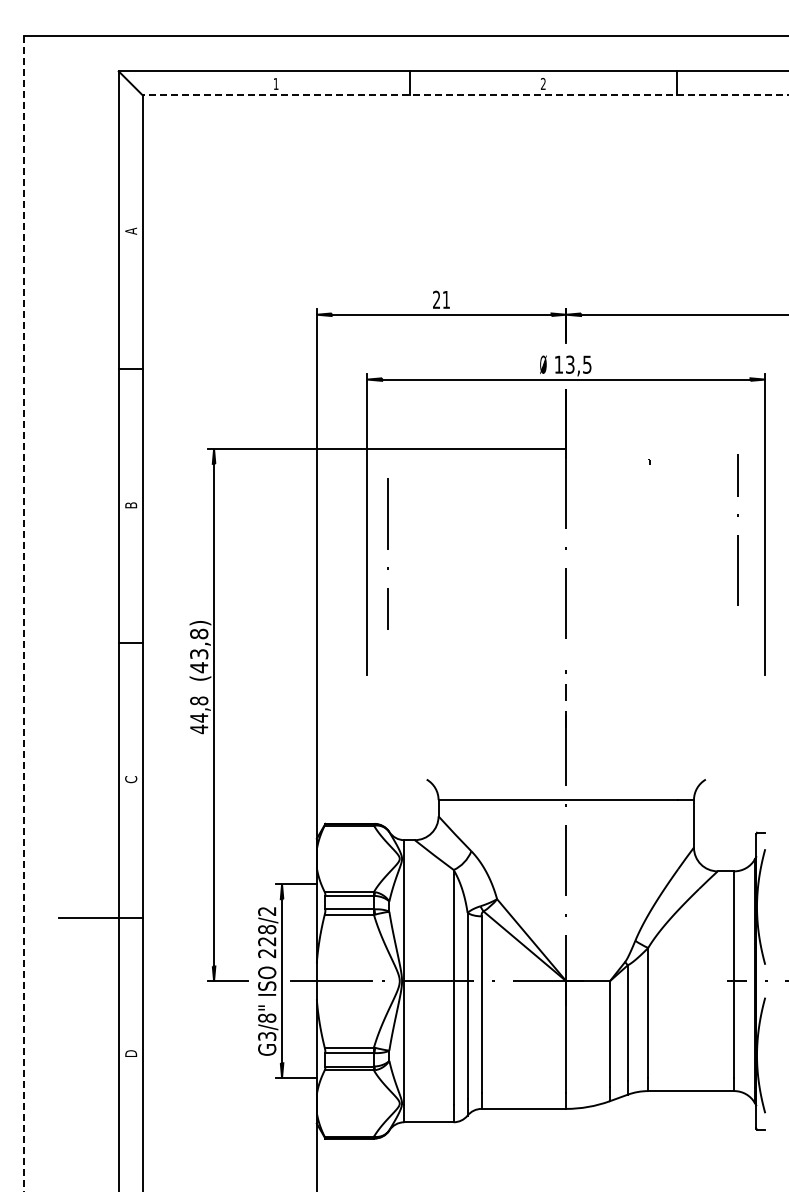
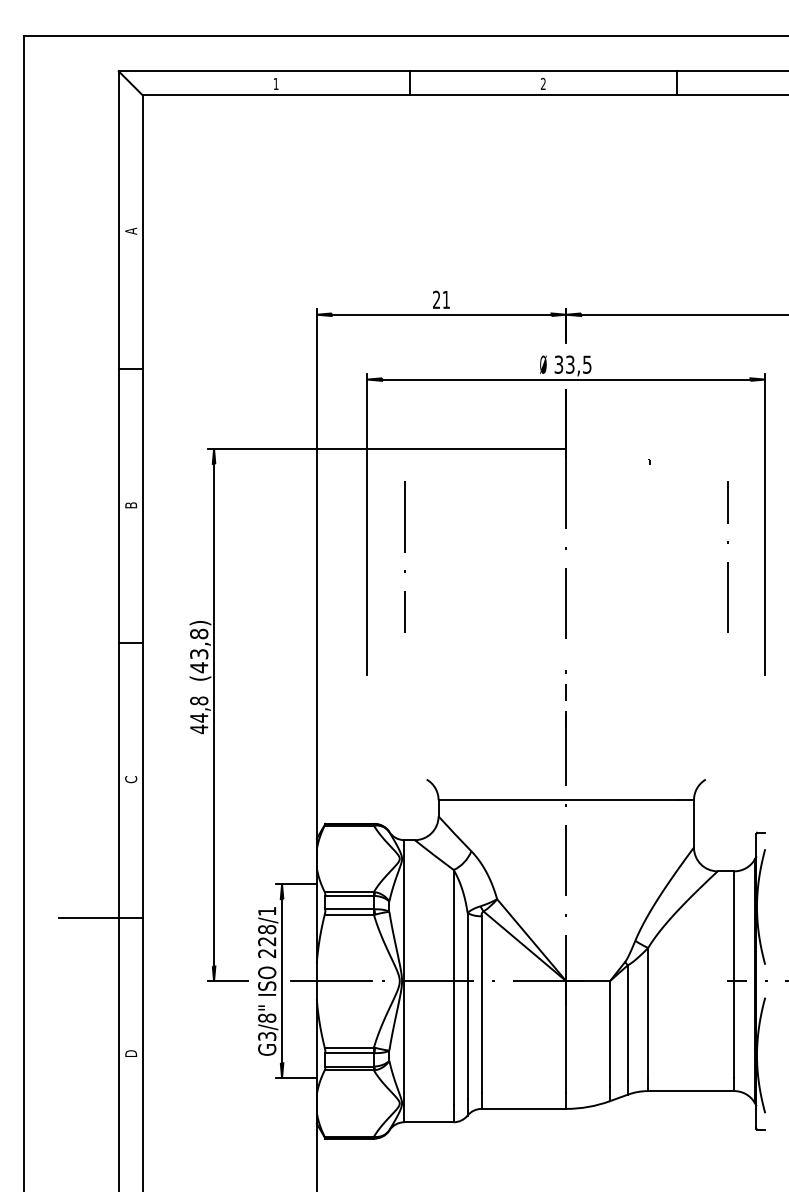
line: dashed -> solid (465, 95)
text: 13,5 -> 33,5 (558, 364)
line position: (737, 535) -> (727, 562) (727, 562)
line position: (387, 549) -> (404, 552) (404, 552)
line: dashed -> solid (23, 613)
text: 228/2 -> 228/1 (267, 911)
